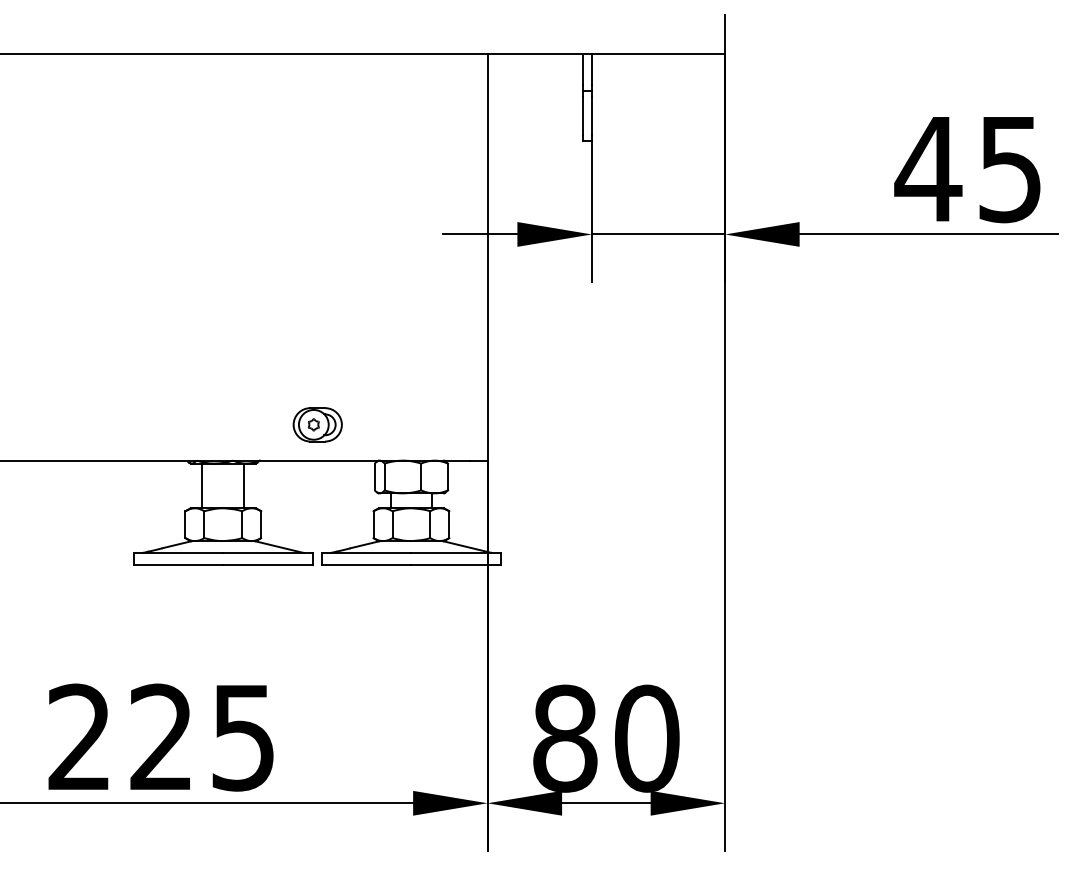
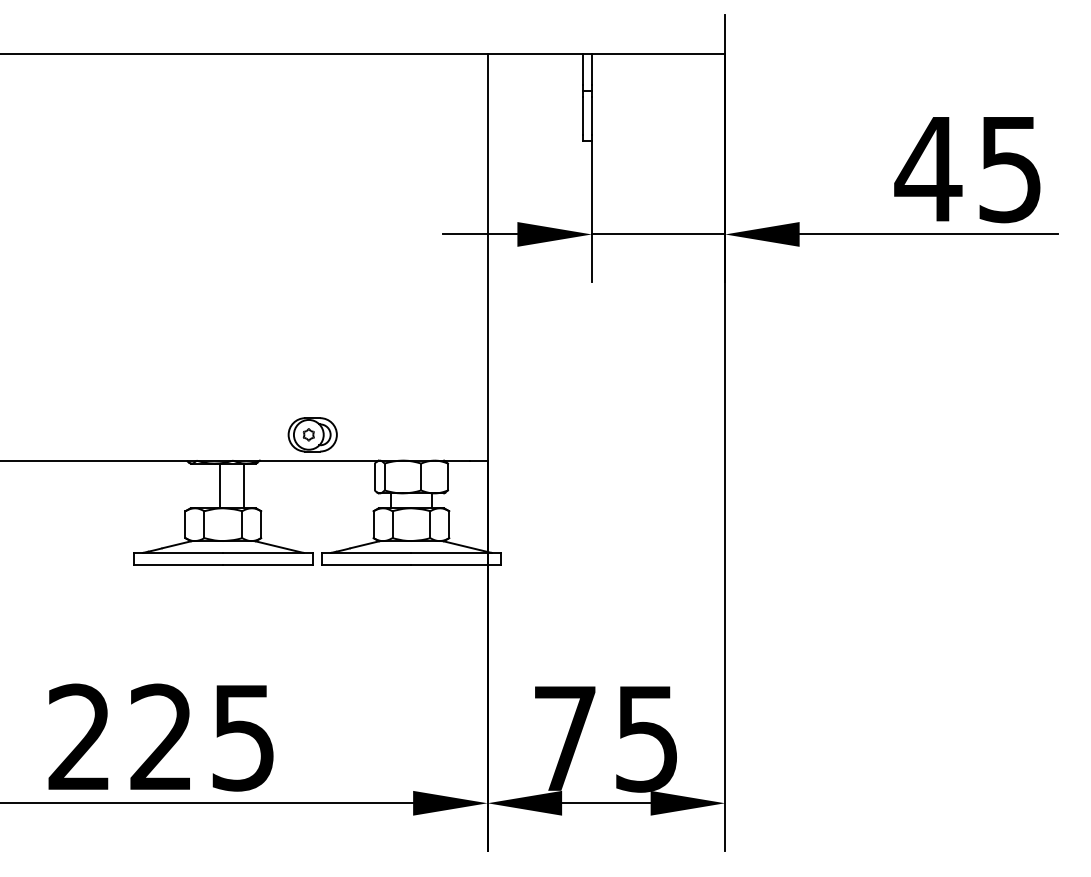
part position: (317, 424) -> (312, 434) (312, 434)
line position: (202, 485) -> (220, 485) (220, 485)
text: 80 -> 75 (606, 738)
